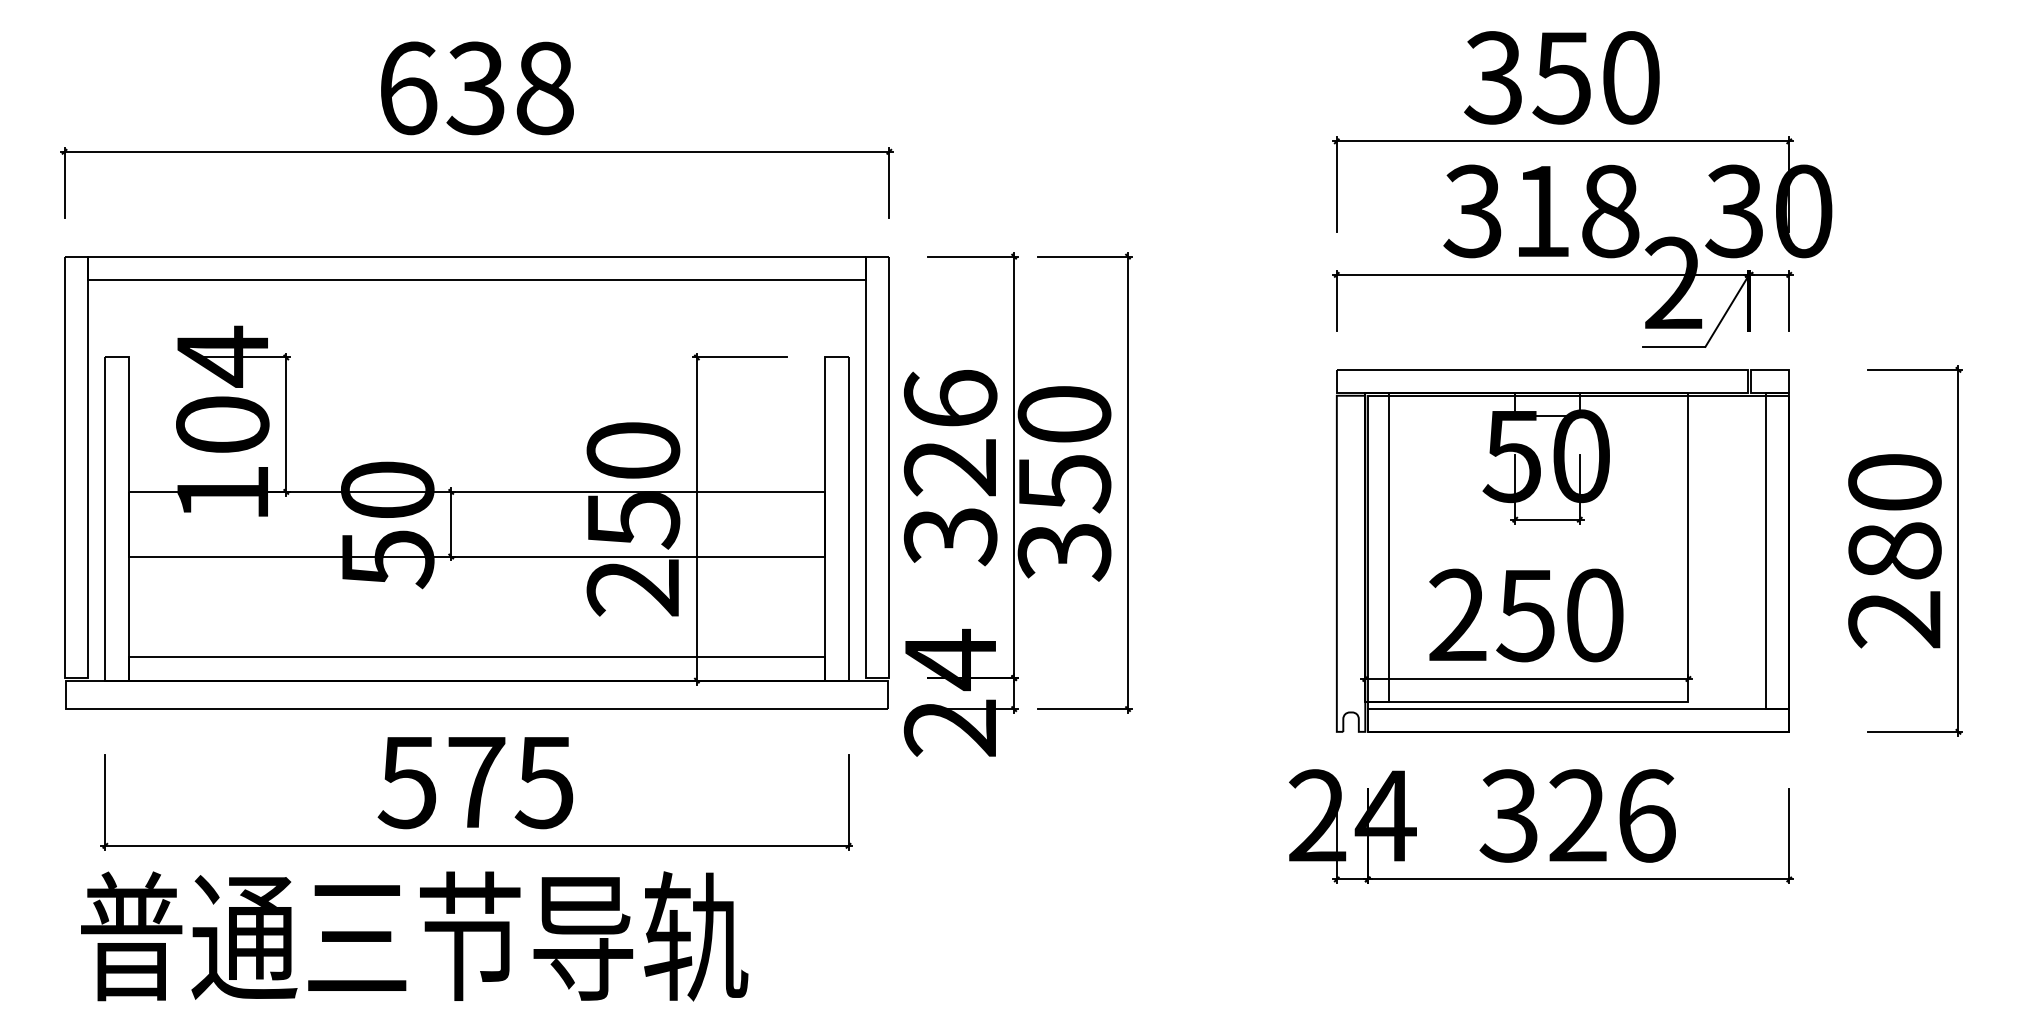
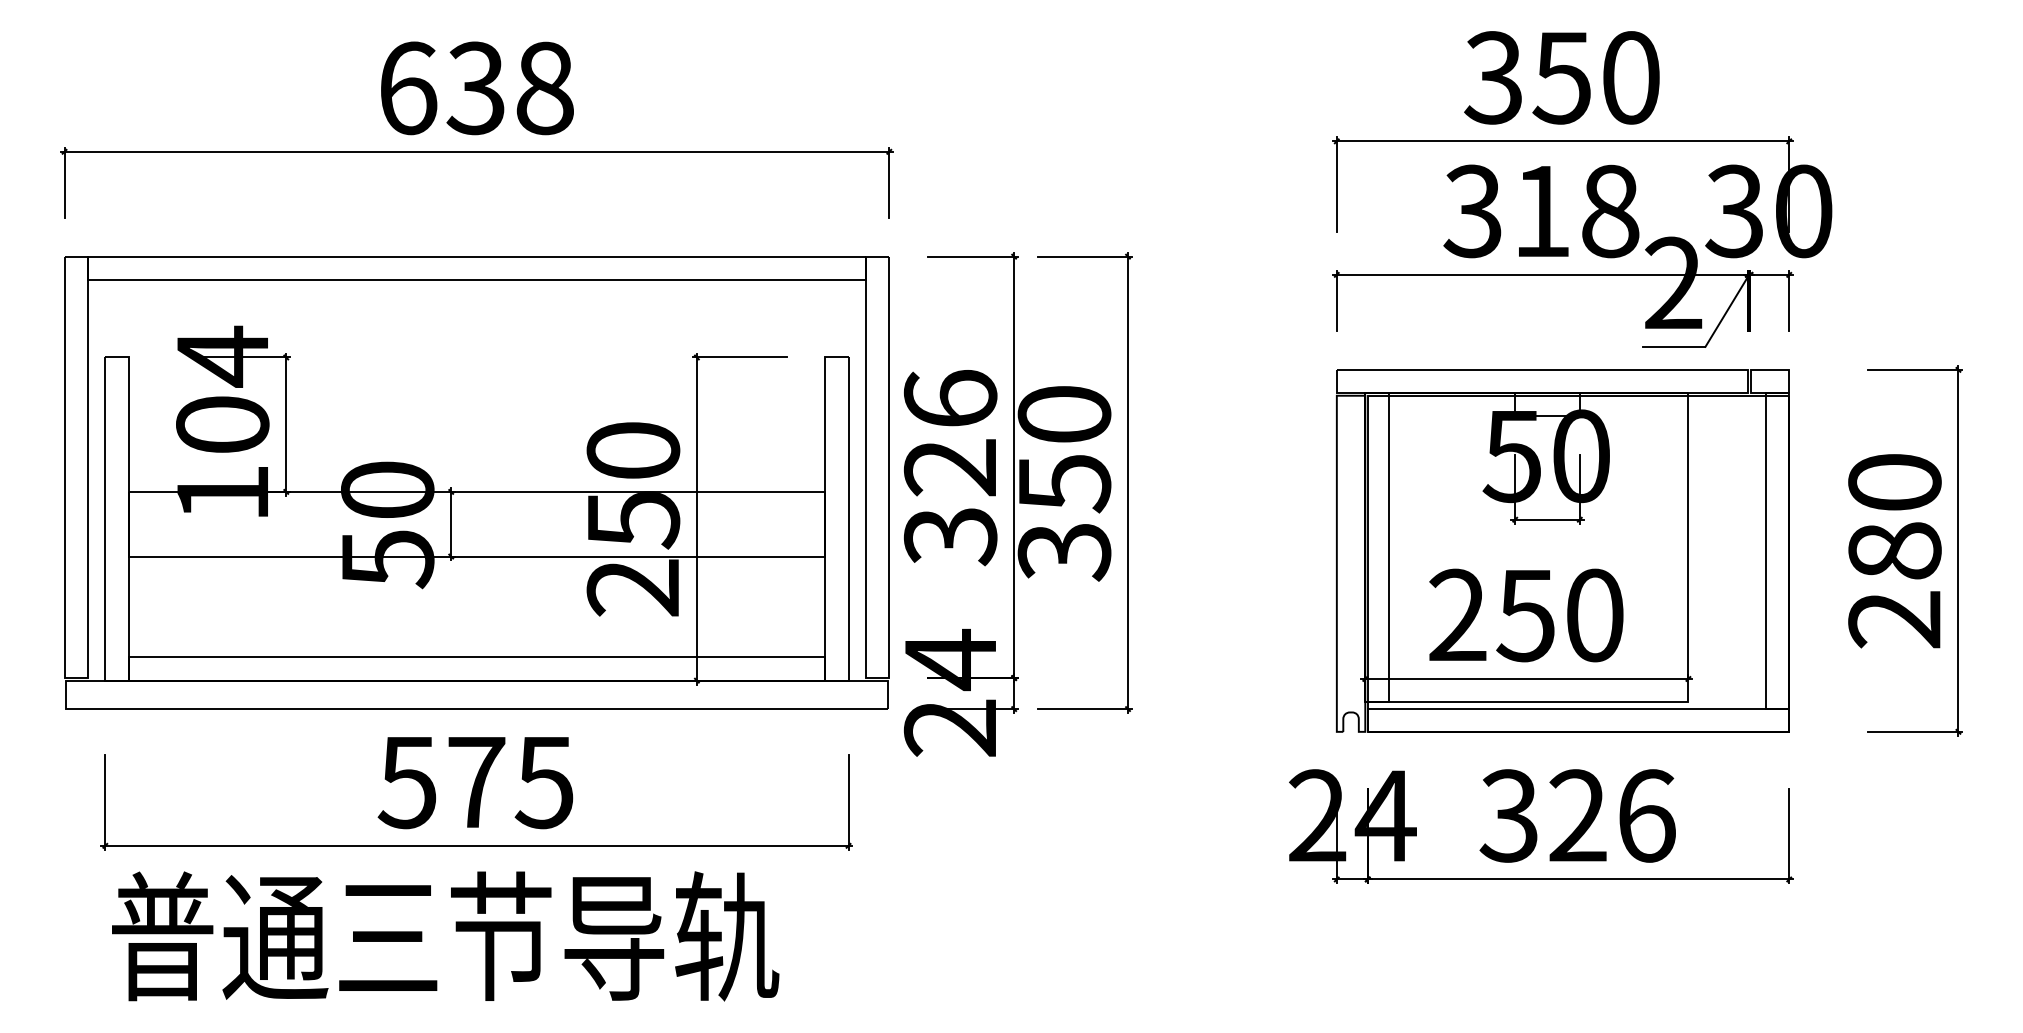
text position: (414, 936) -> (445, 936) (445, 936)
